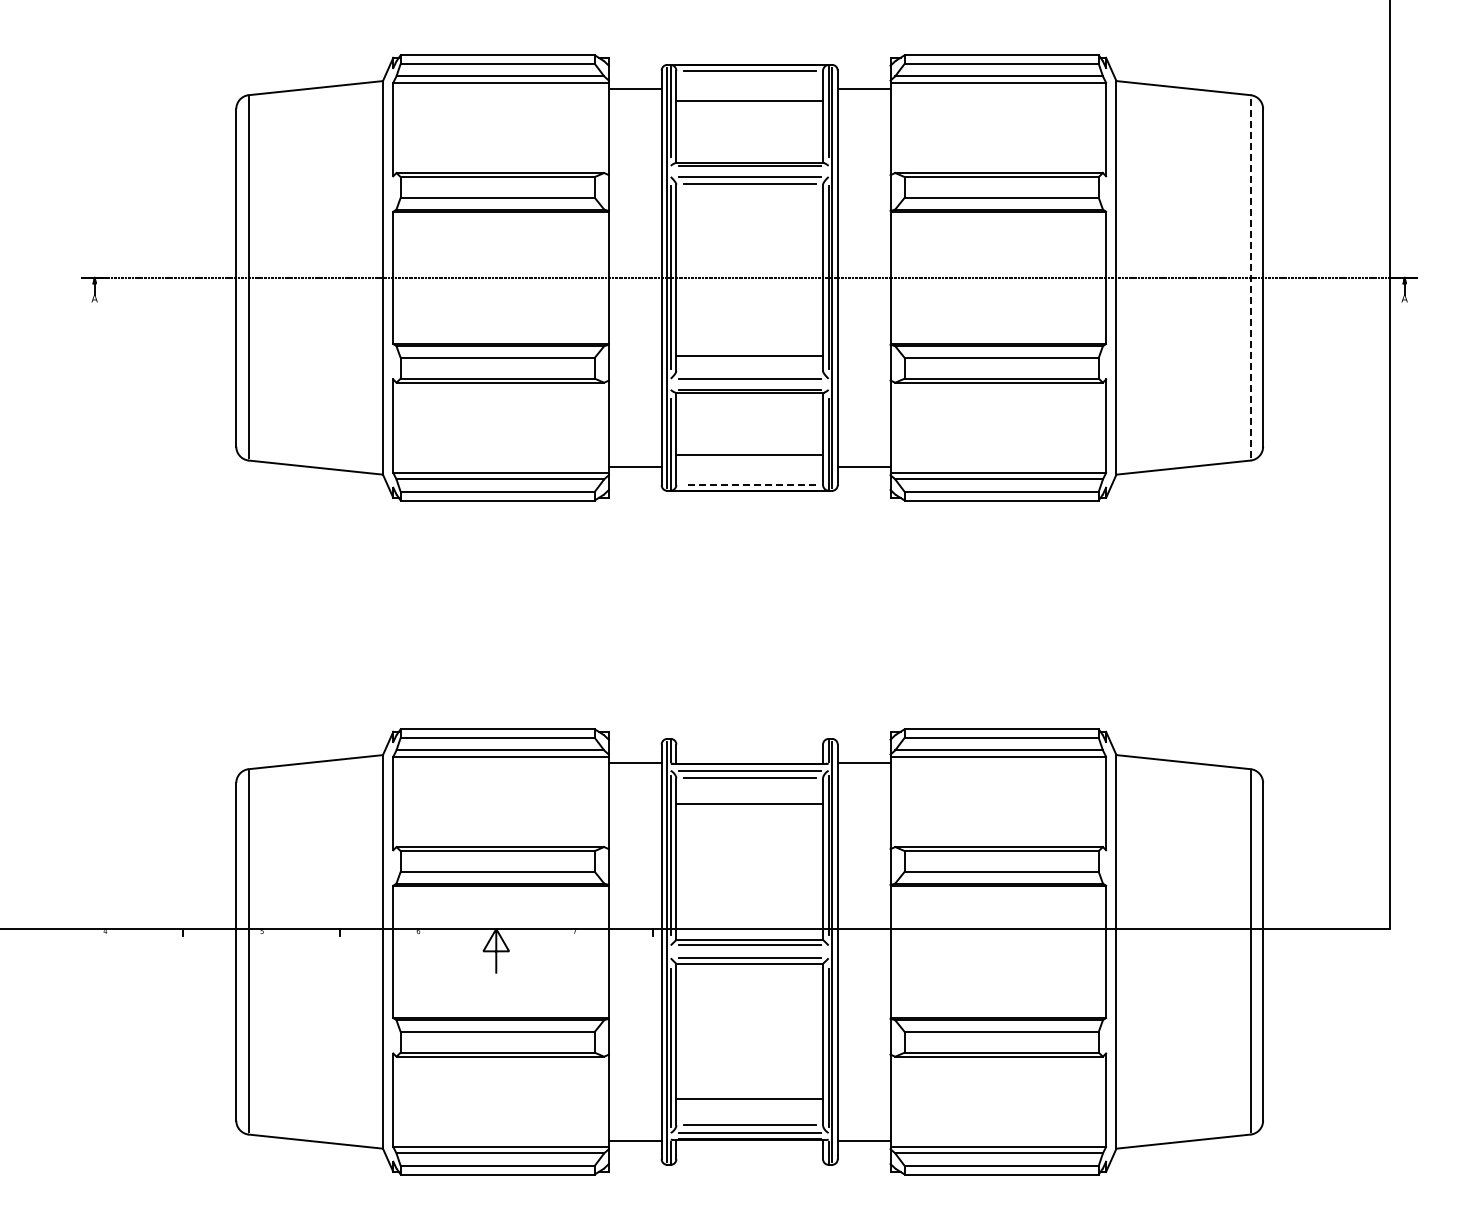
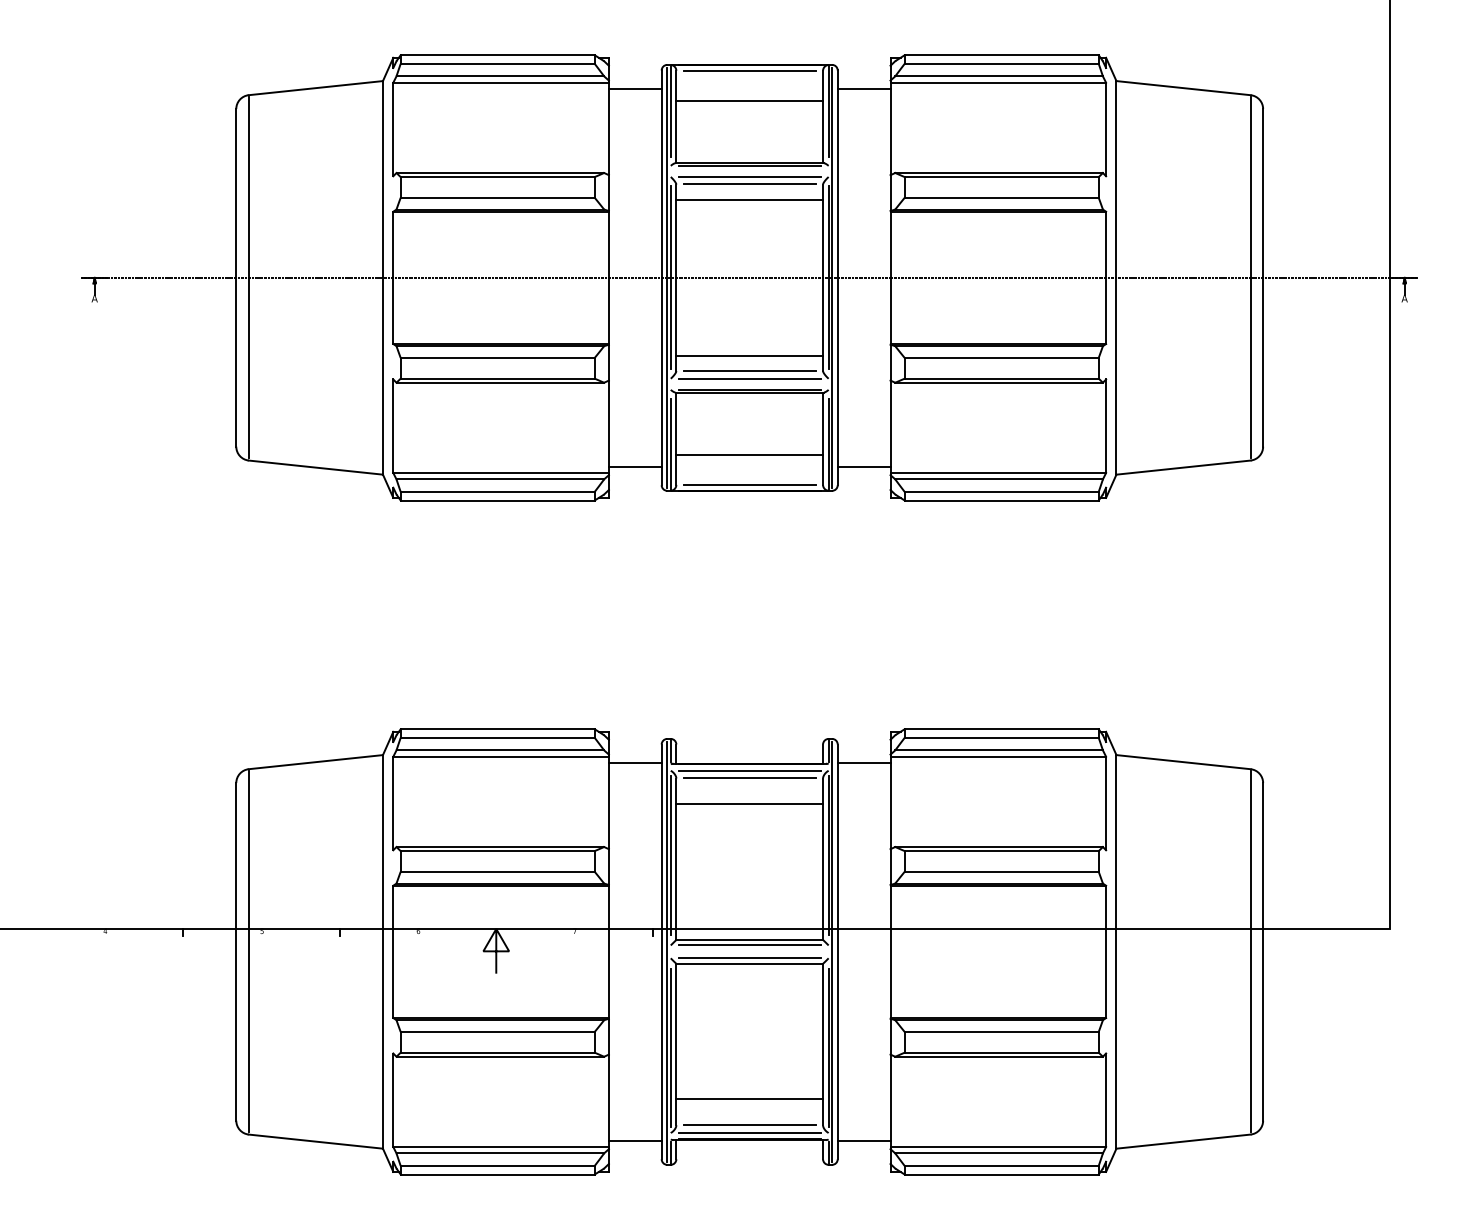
line: none -> present (749, 199)
line: dashed -> solid (1250, 277)
line: none -> present (749, 371)
line: dashed -> solid (749, 485)
